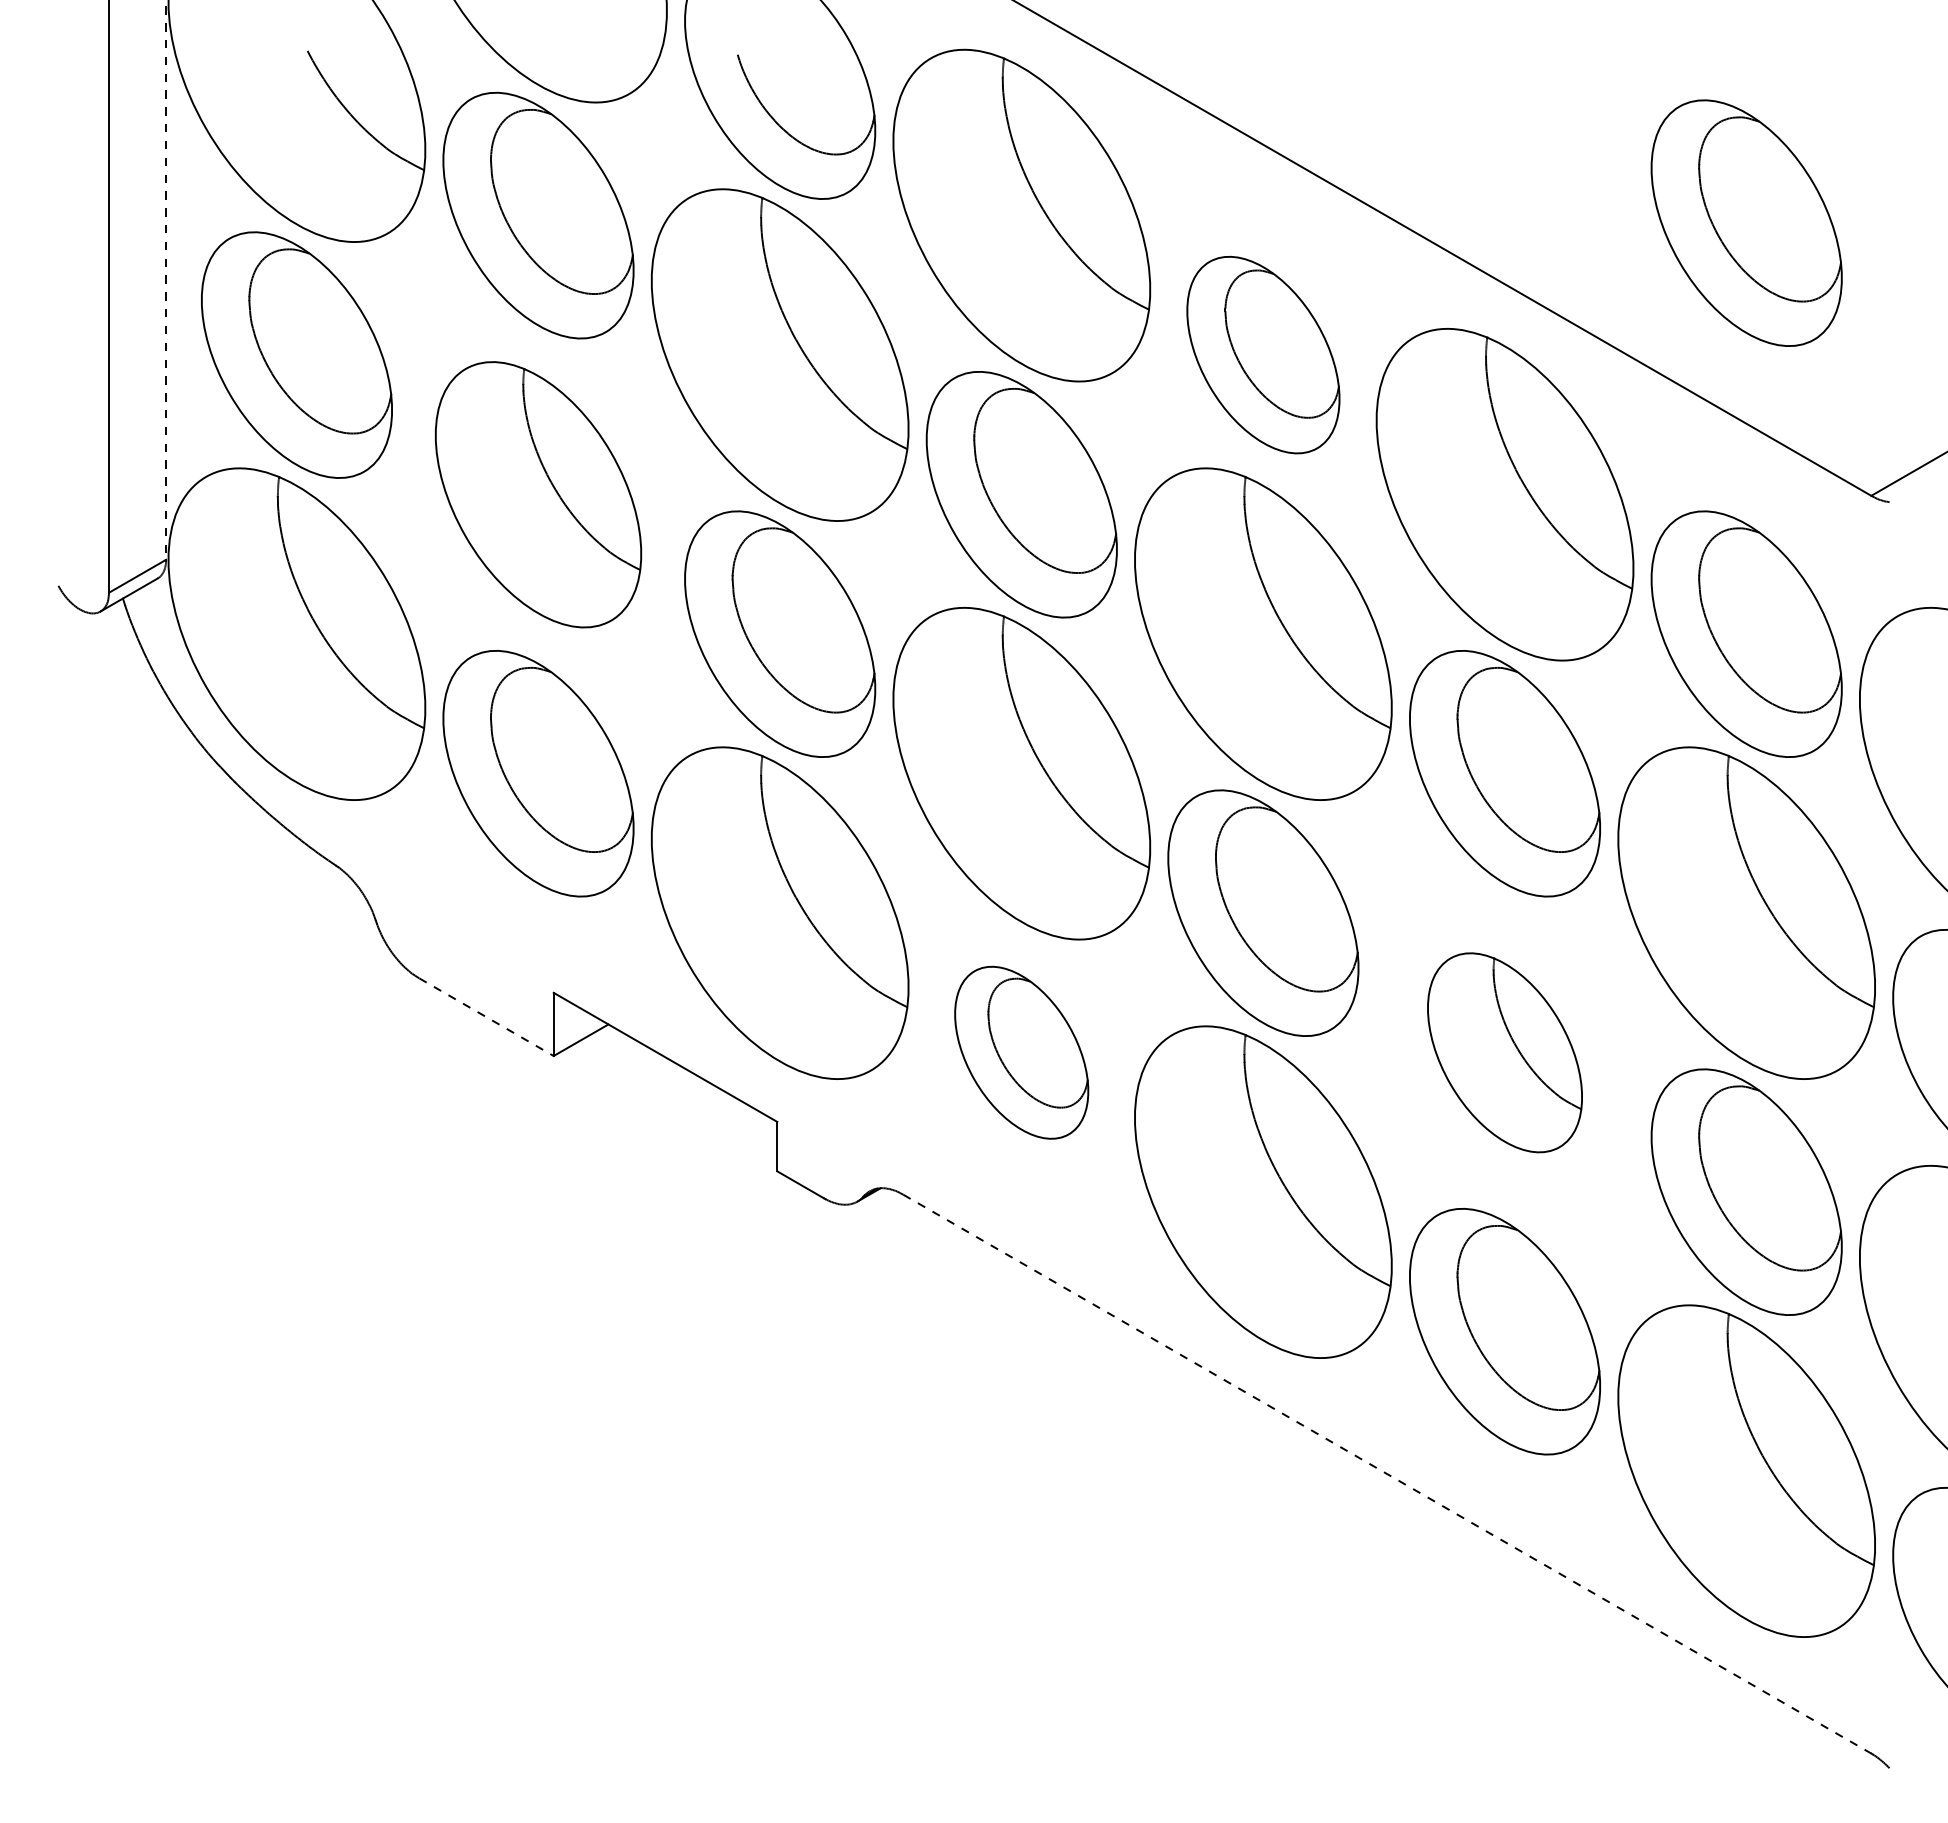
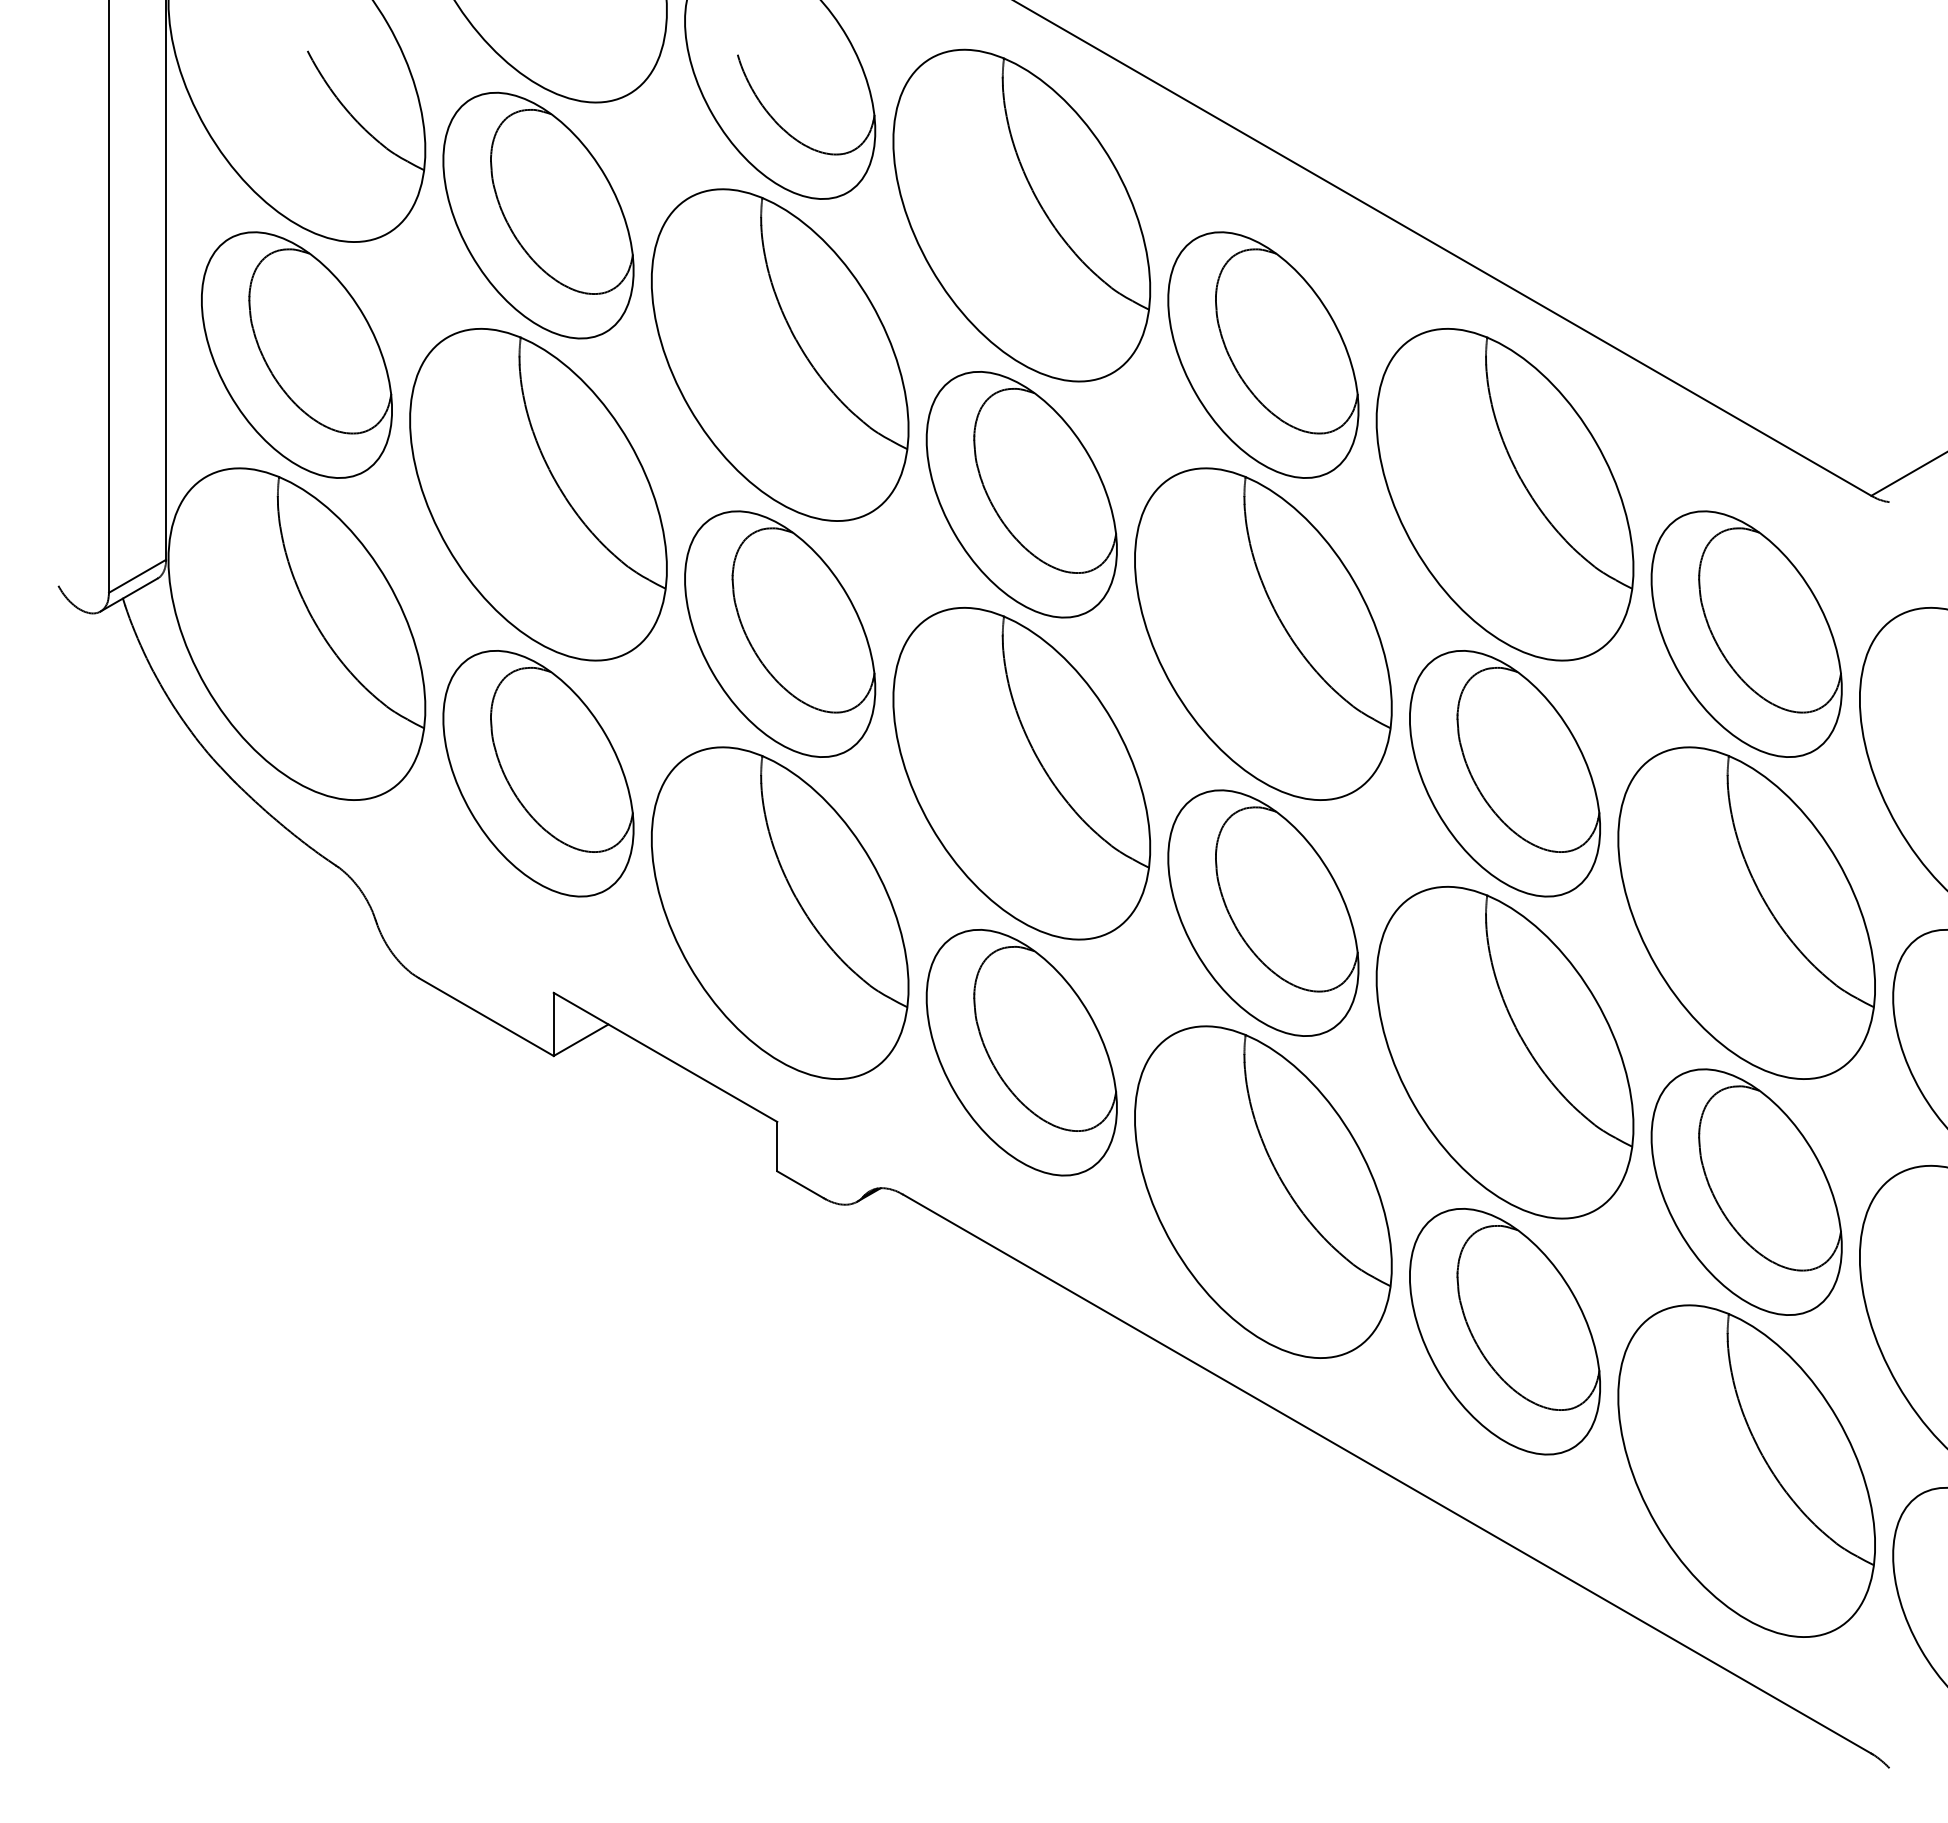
part: present -> none (1746, 222)
line: dashed -> solid (166, 280)
part size: 155x199 px -> 193x248 px (1263, 354)
part size: 208x268 px -> 259x334 px (538, 494)
line: dashed -> solid (486, 1017)
part size: 136x175 px -> 193x248 px (1021, 1052)
part size: 156x202 px -> 260x334 px (1504, 1052)
line: dashed -> solid (1387, 1474)
